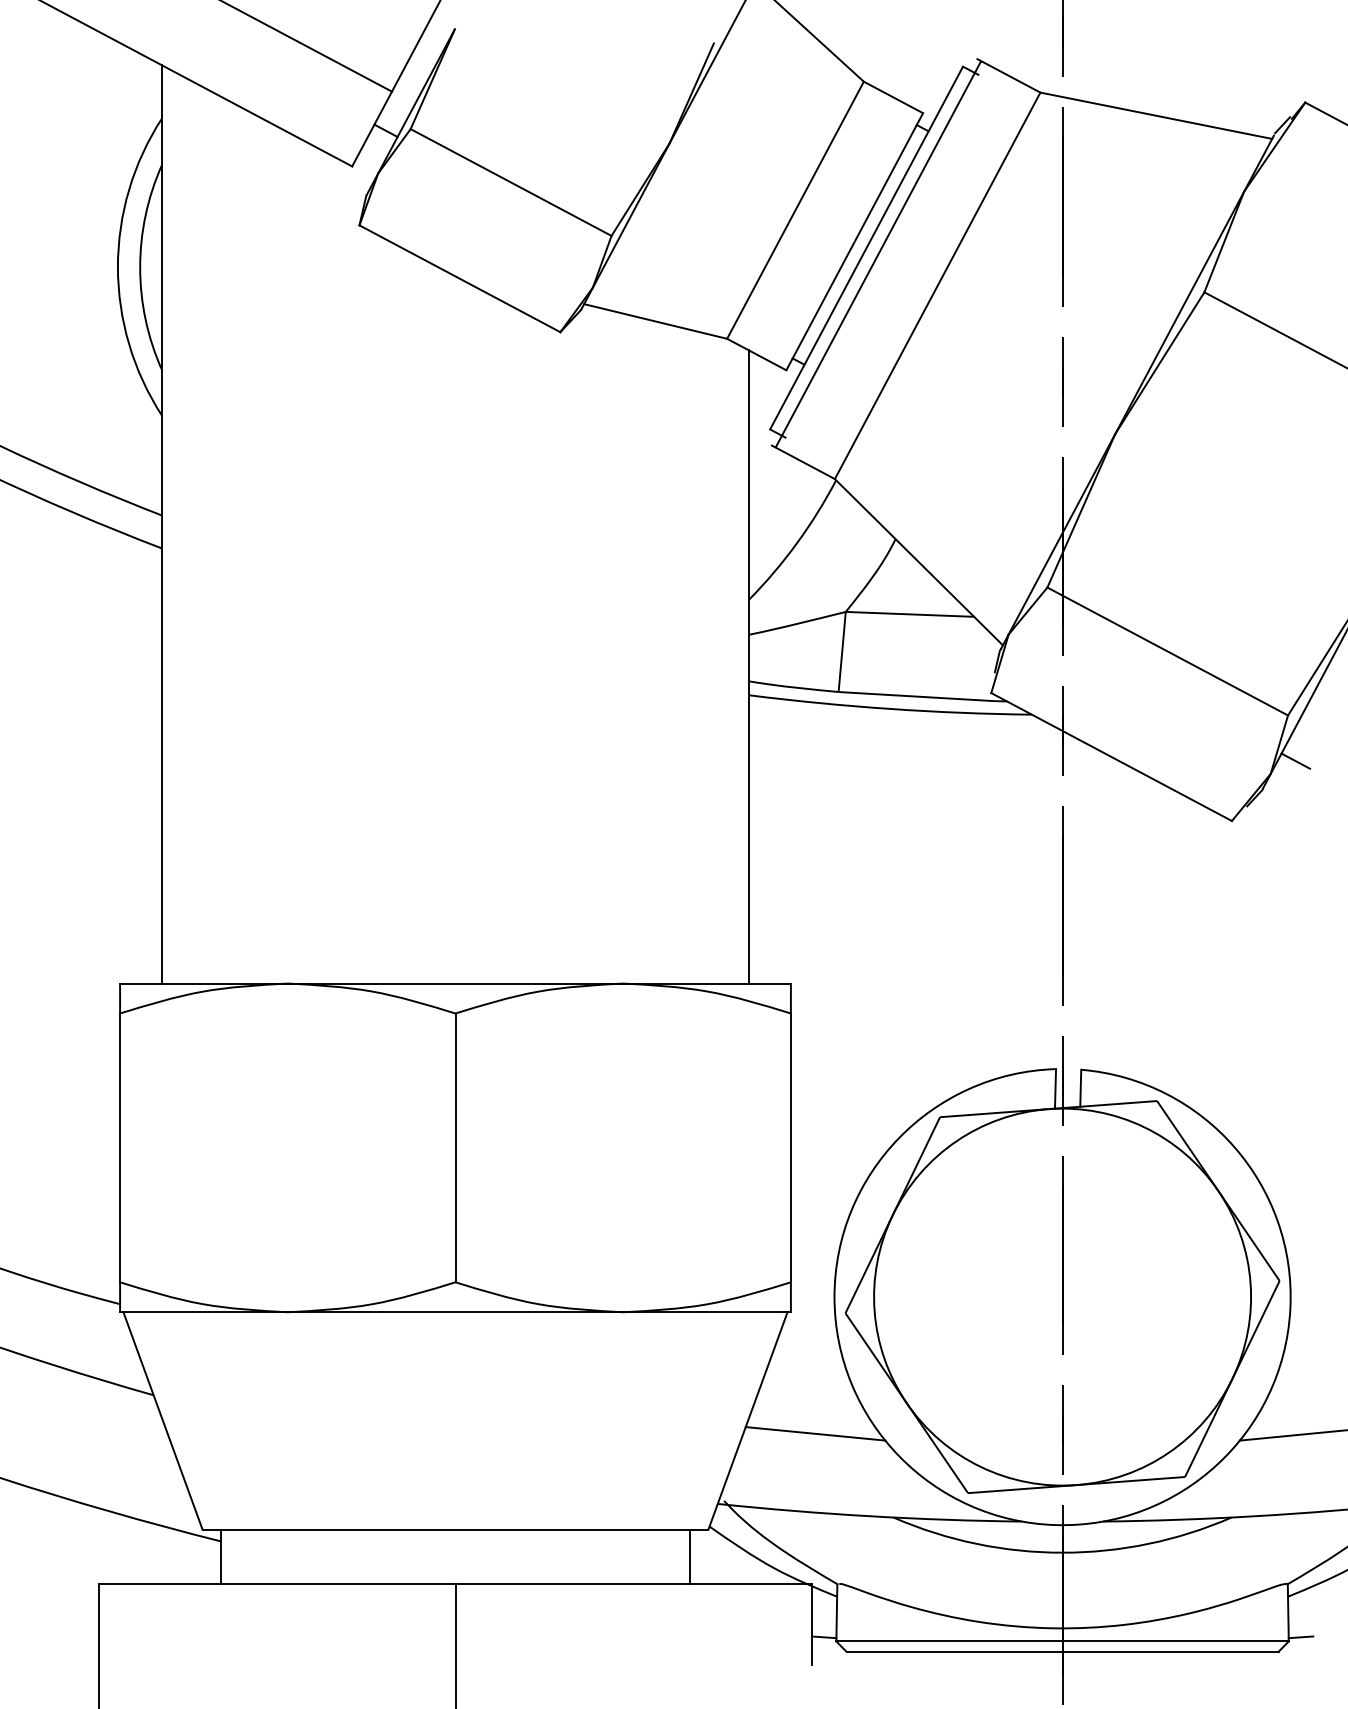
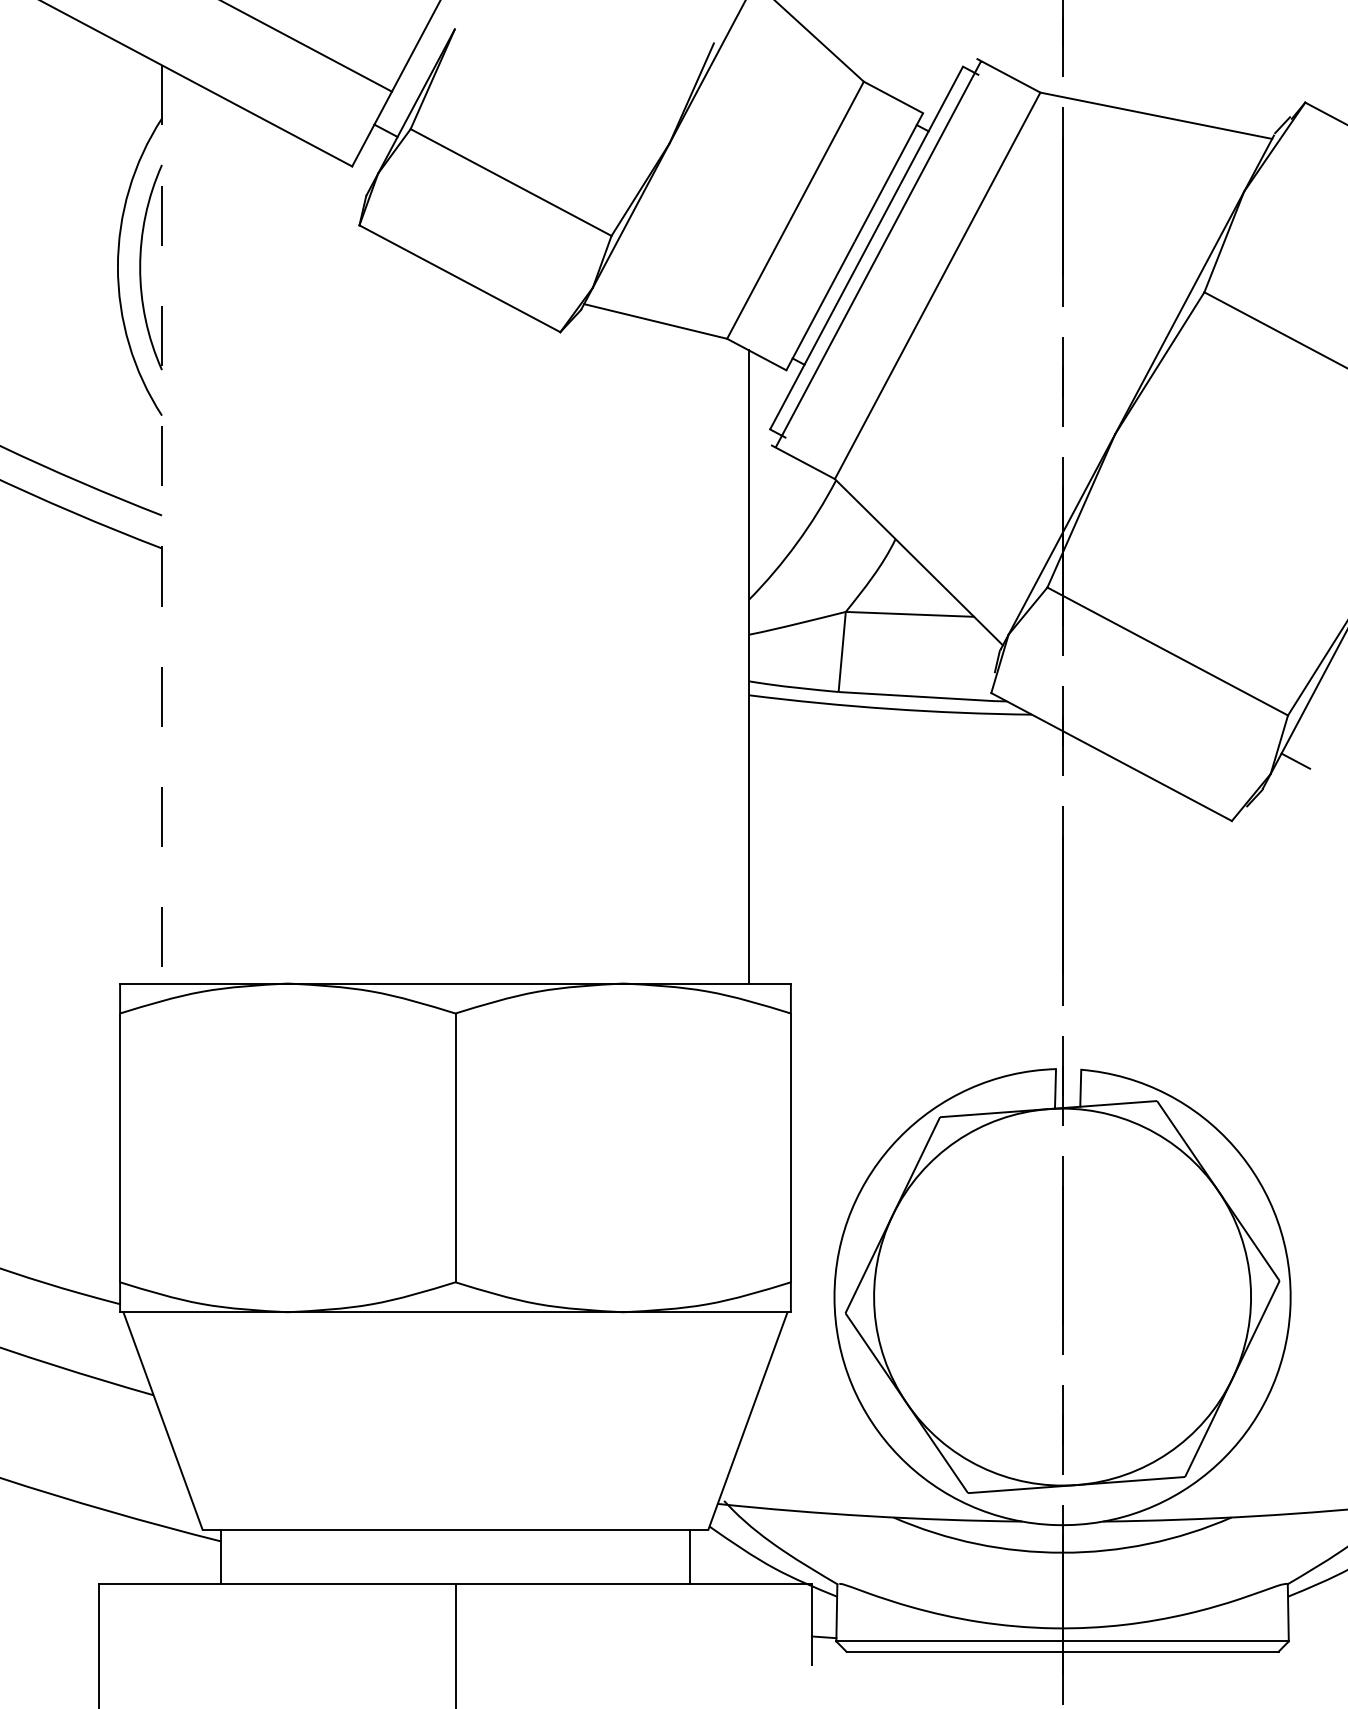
line: solid -> dashed (162, 524)
line: present -> none (815, 1433)
line: present -> none (1291, 1435)
line: present -> none (1300, 1637)
